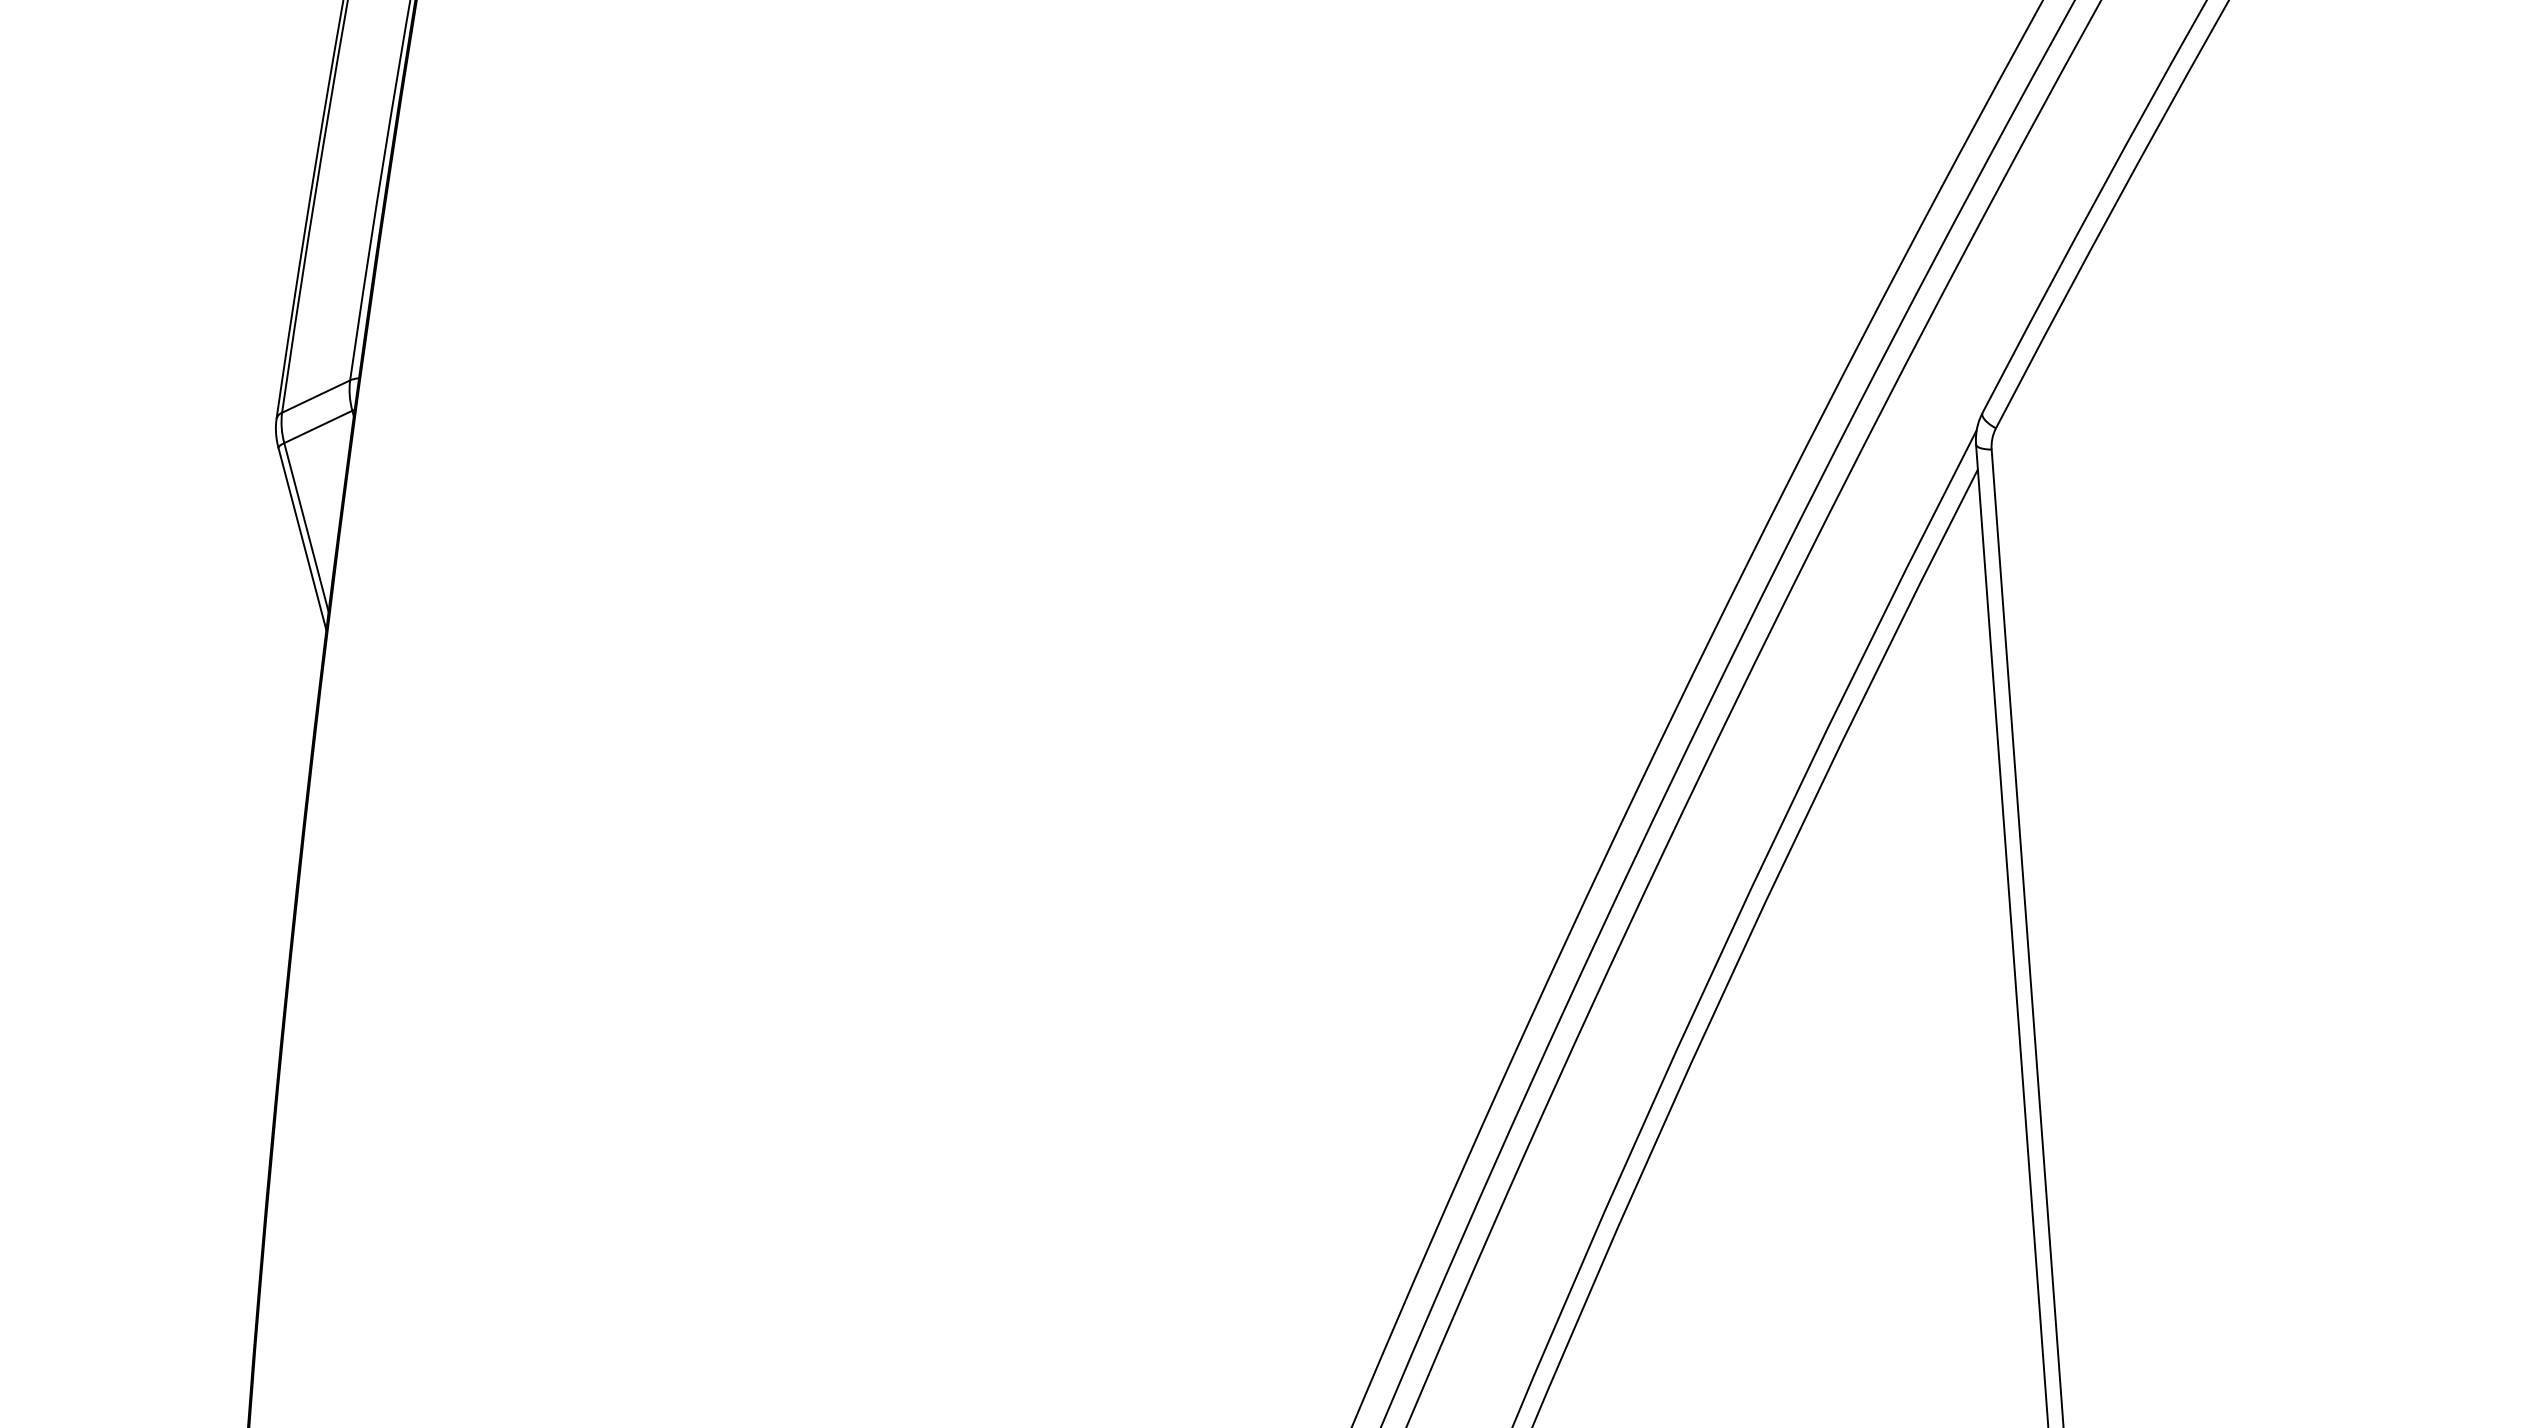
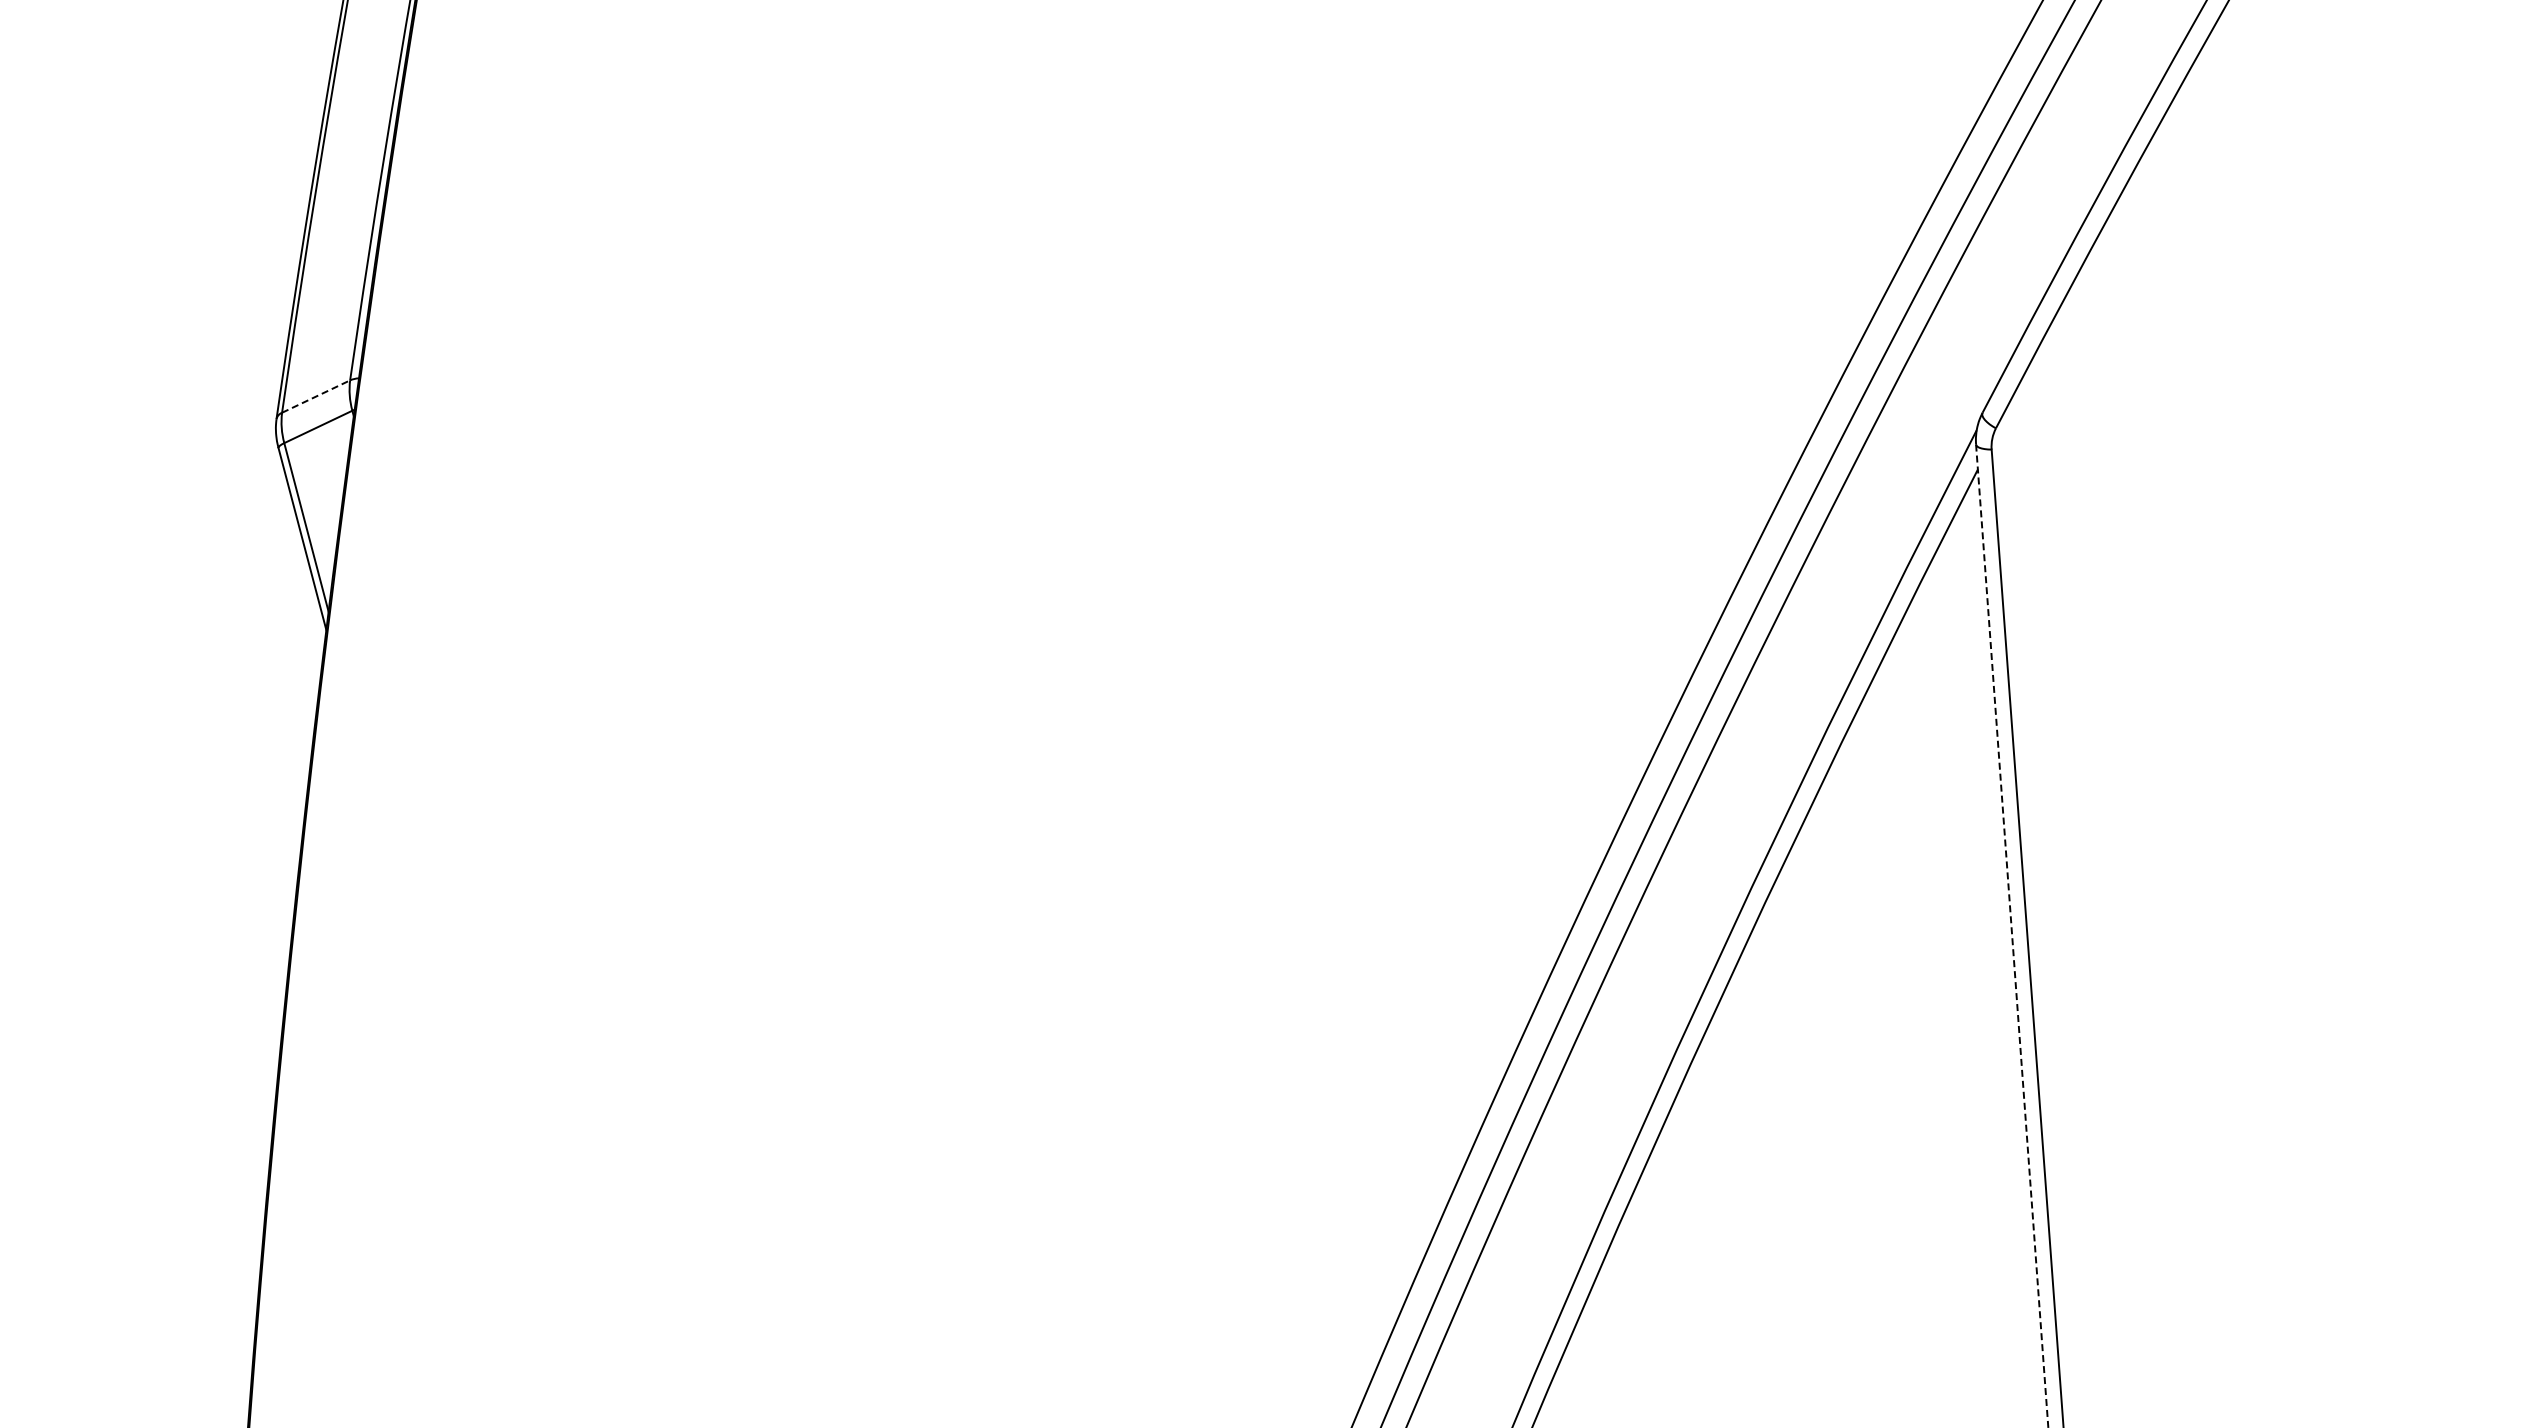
line: solid -> dashed (316, 396)
line: solid -> dashed (2012, 936)
